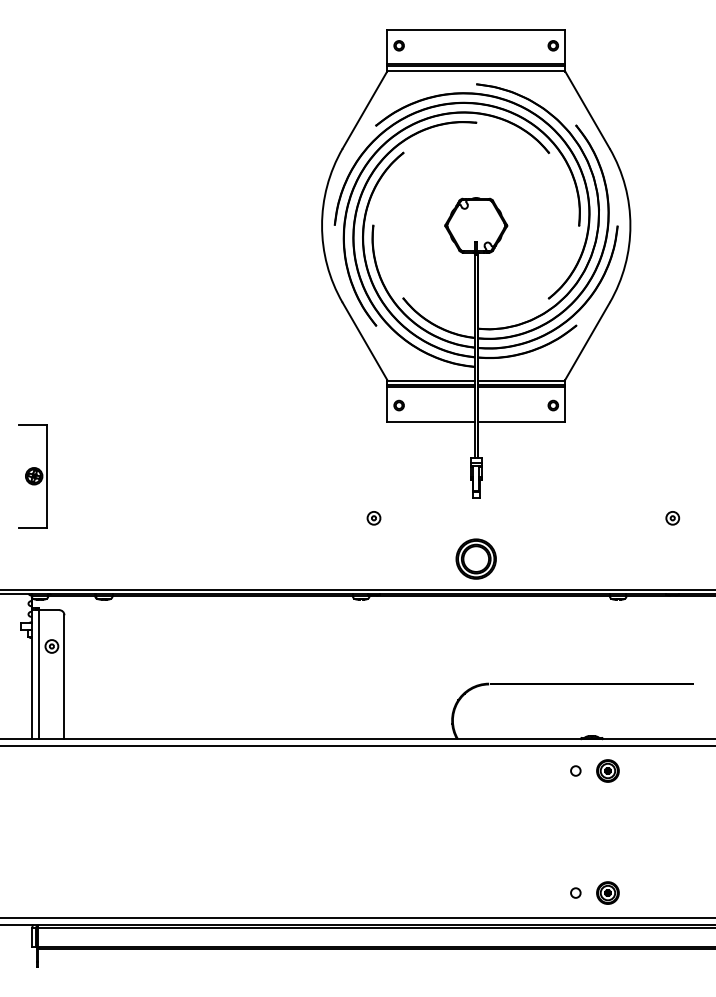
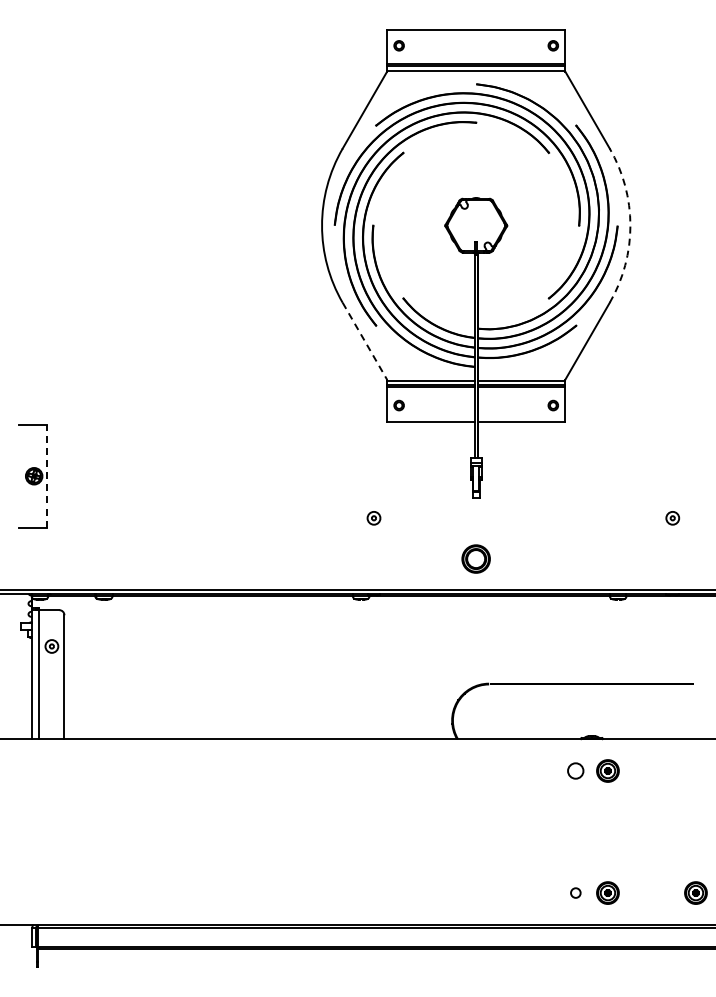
arc: solid -> dashed (630, 225)
line: solid -> dashed (364, 341)
line: solid -> dashed (47, 475)
part size: 42x42 px -> 30x30 px (475, 558)
line: present -> none (357, 745)
circle size: 12x12 px -> 18x18 px (575, 770)
part: none -> present (695, 892)
line: present -> none (357, 918)
